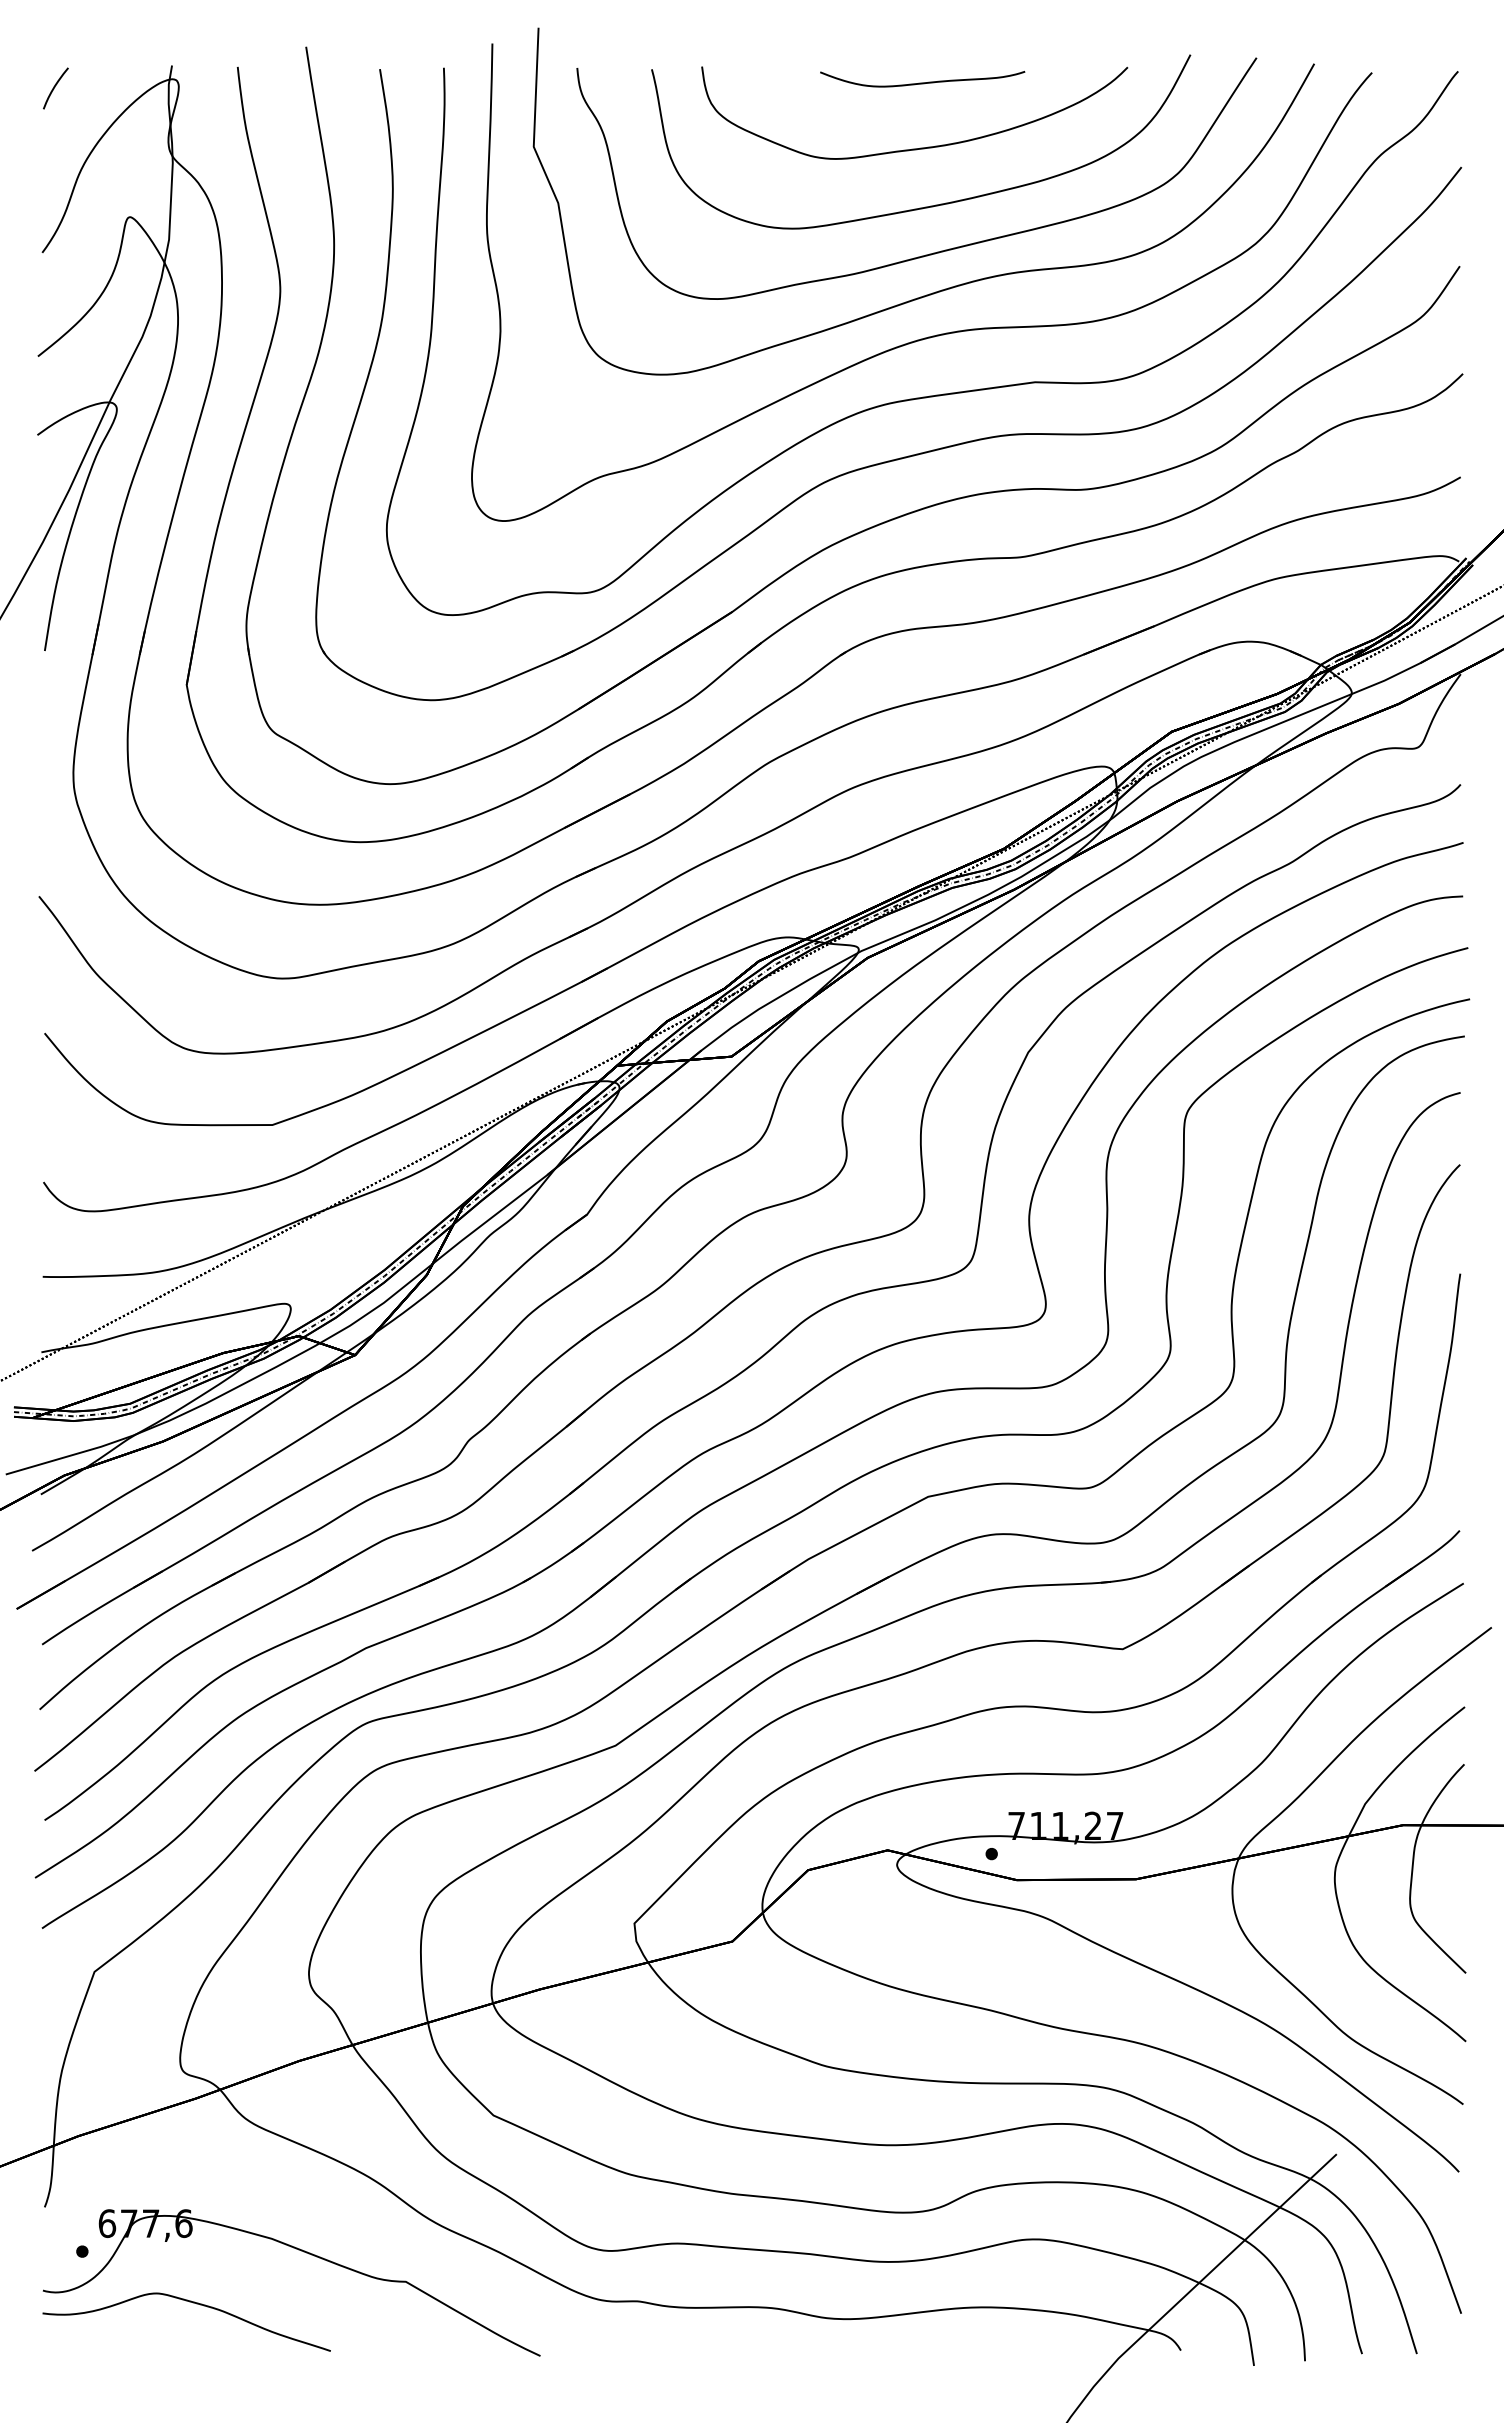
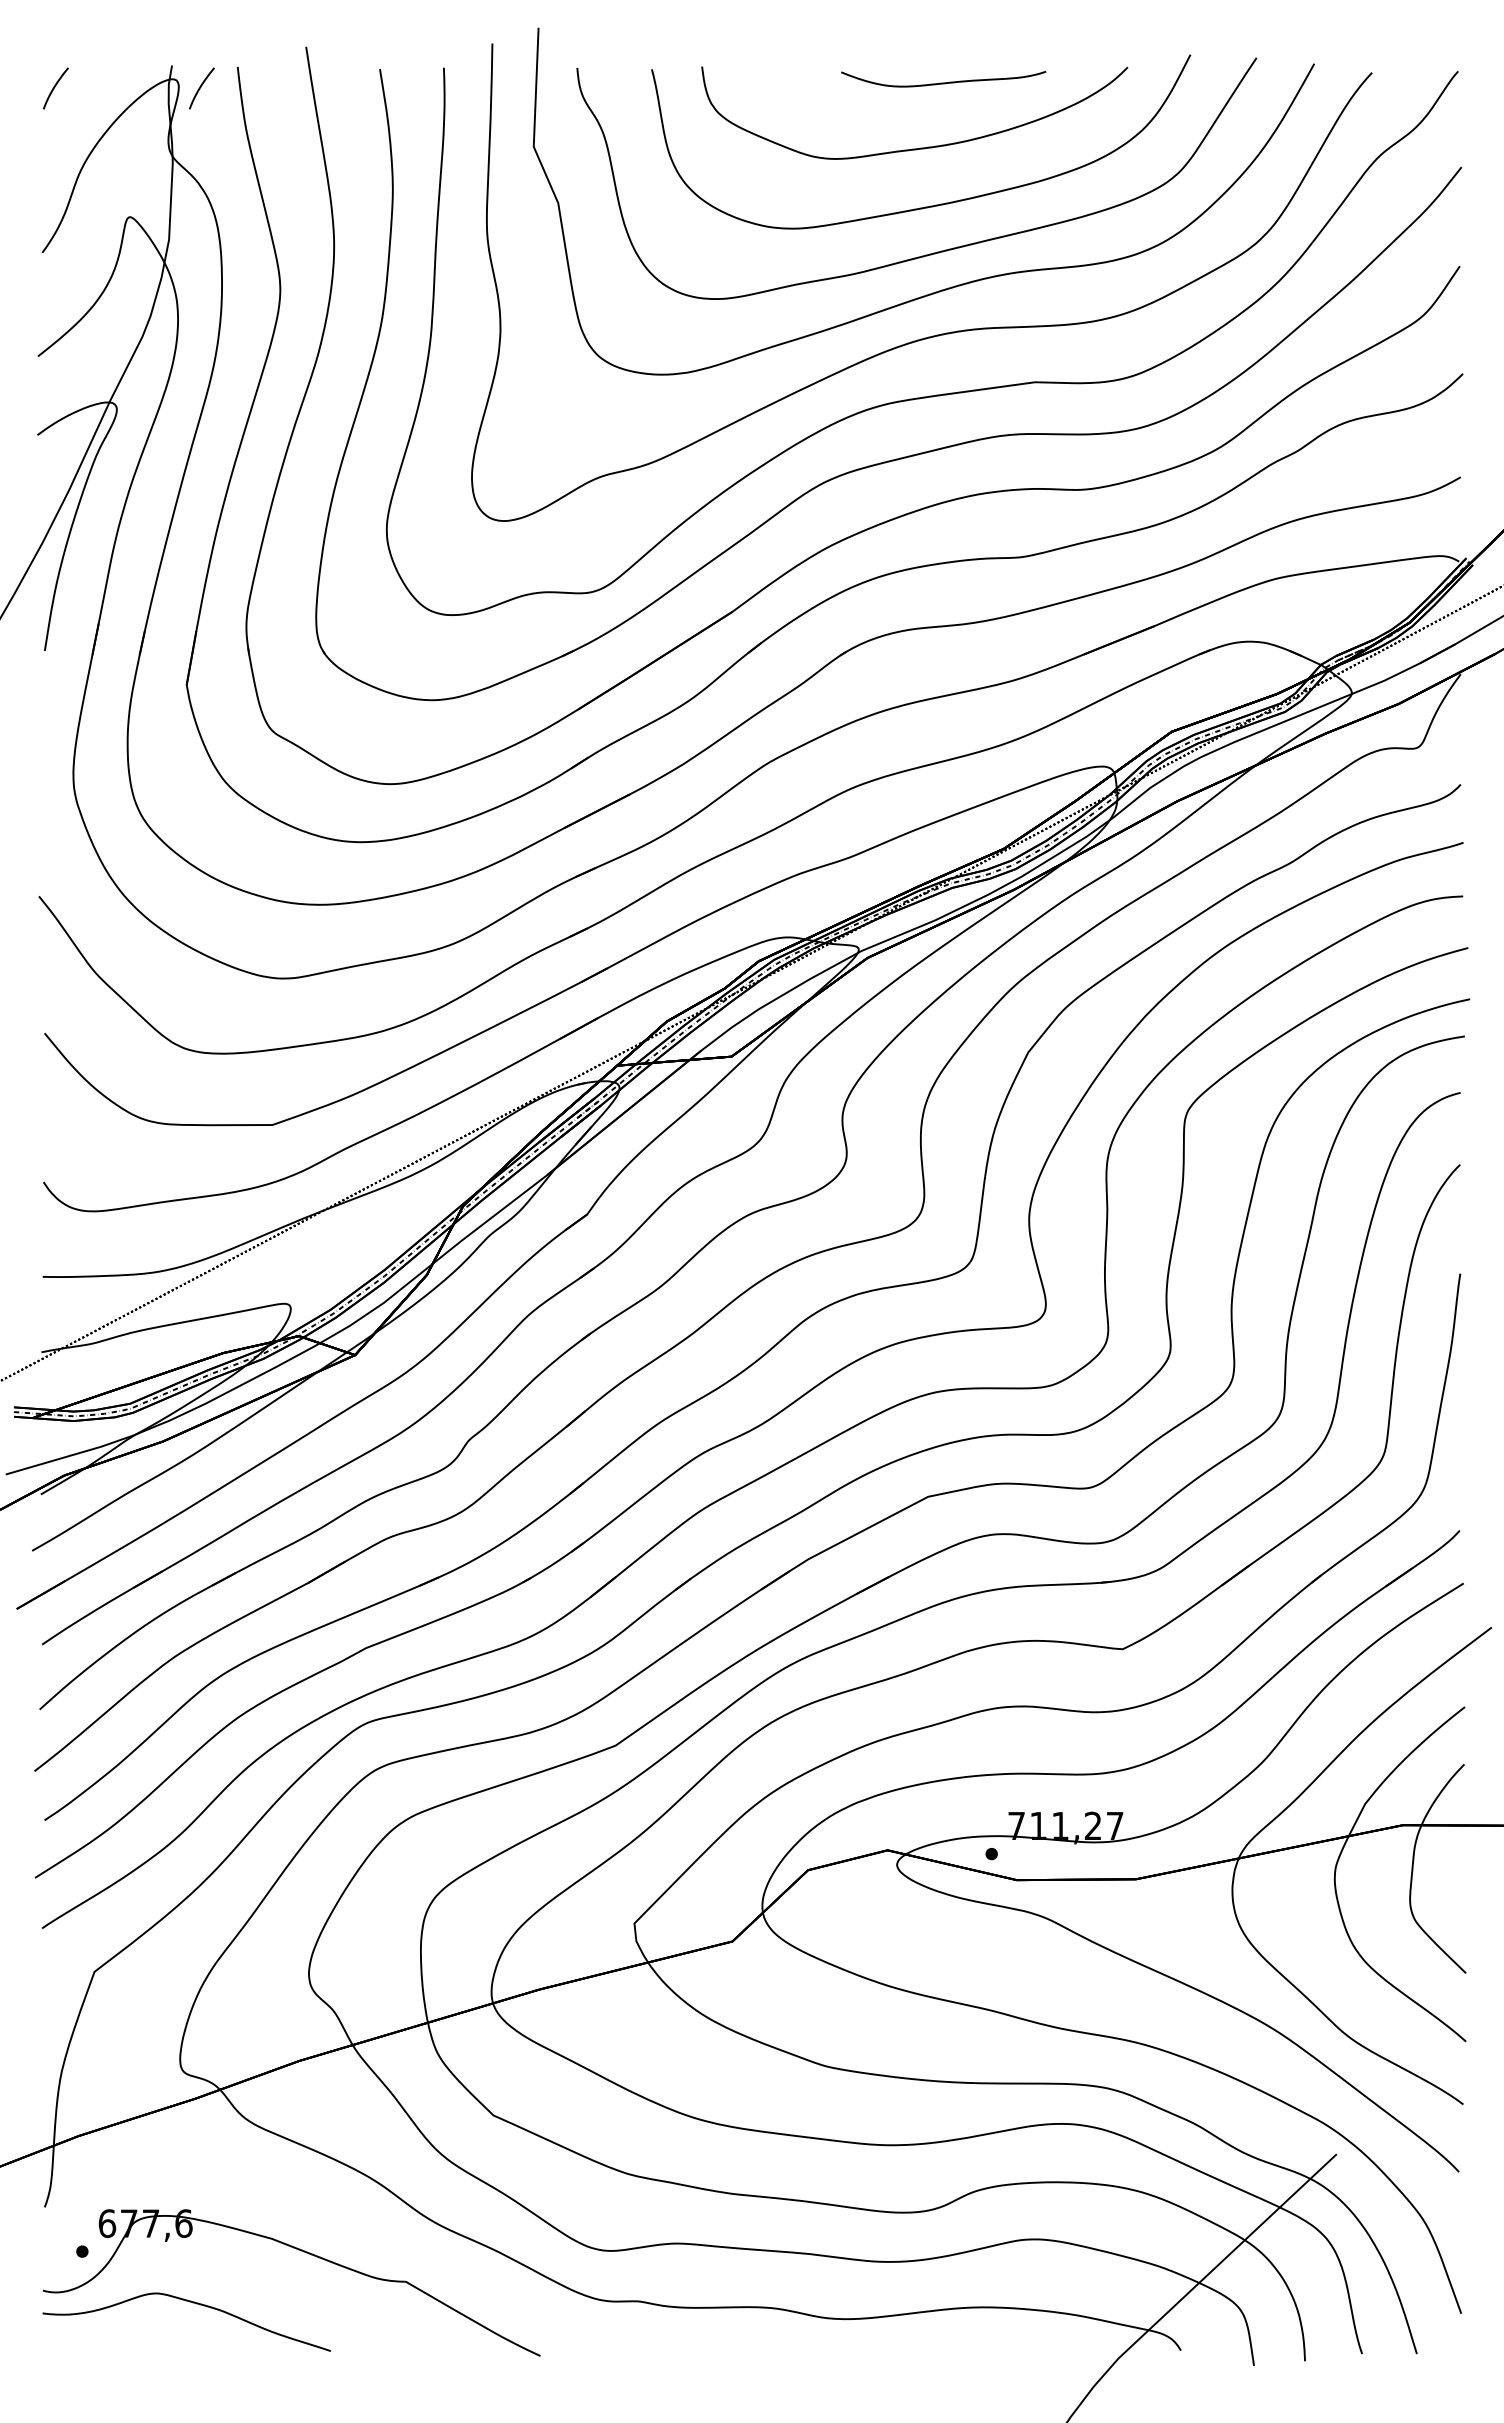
curve position: (922, 82) -> (943, 82) (943, 82)
curve: none -> present (201, 87)
